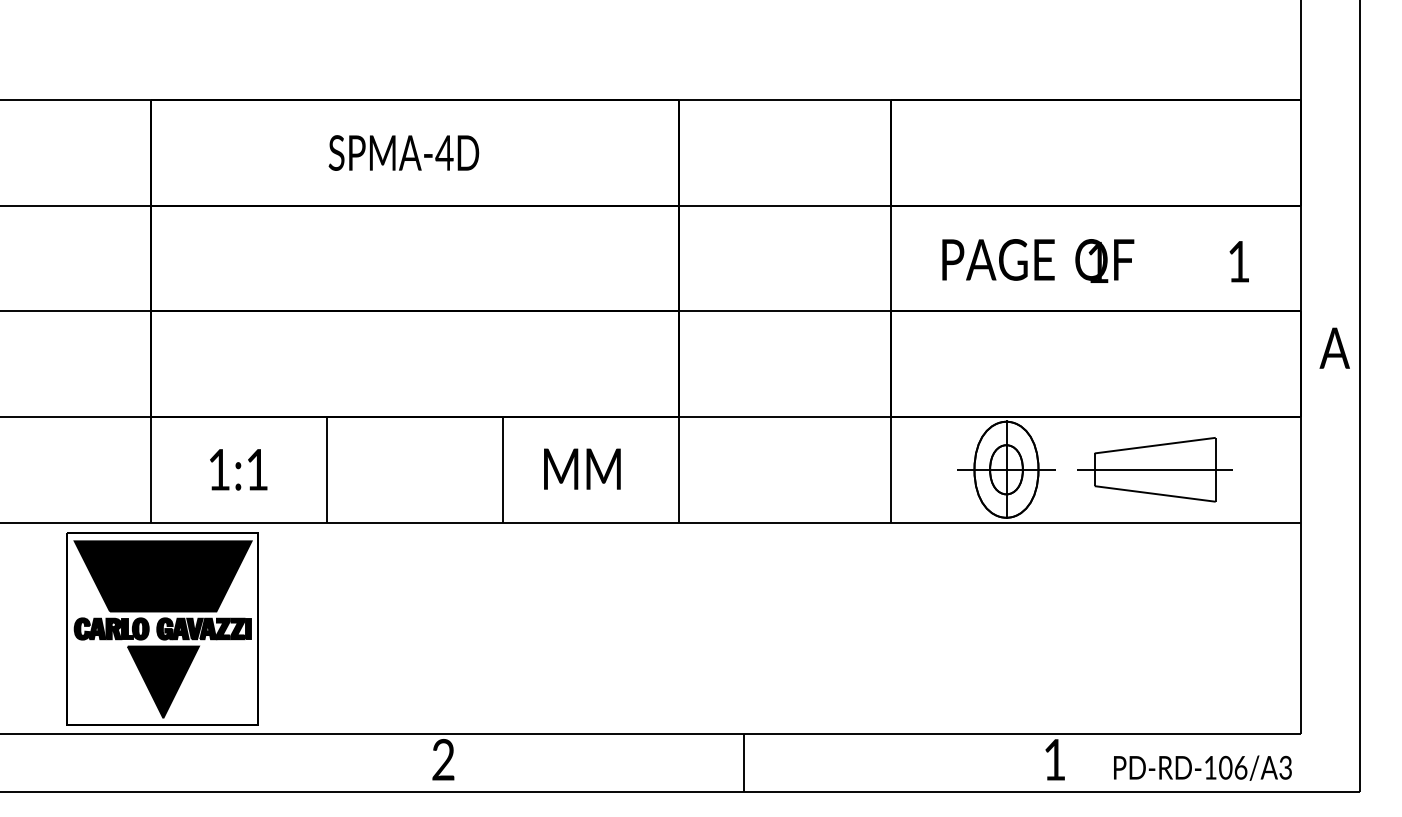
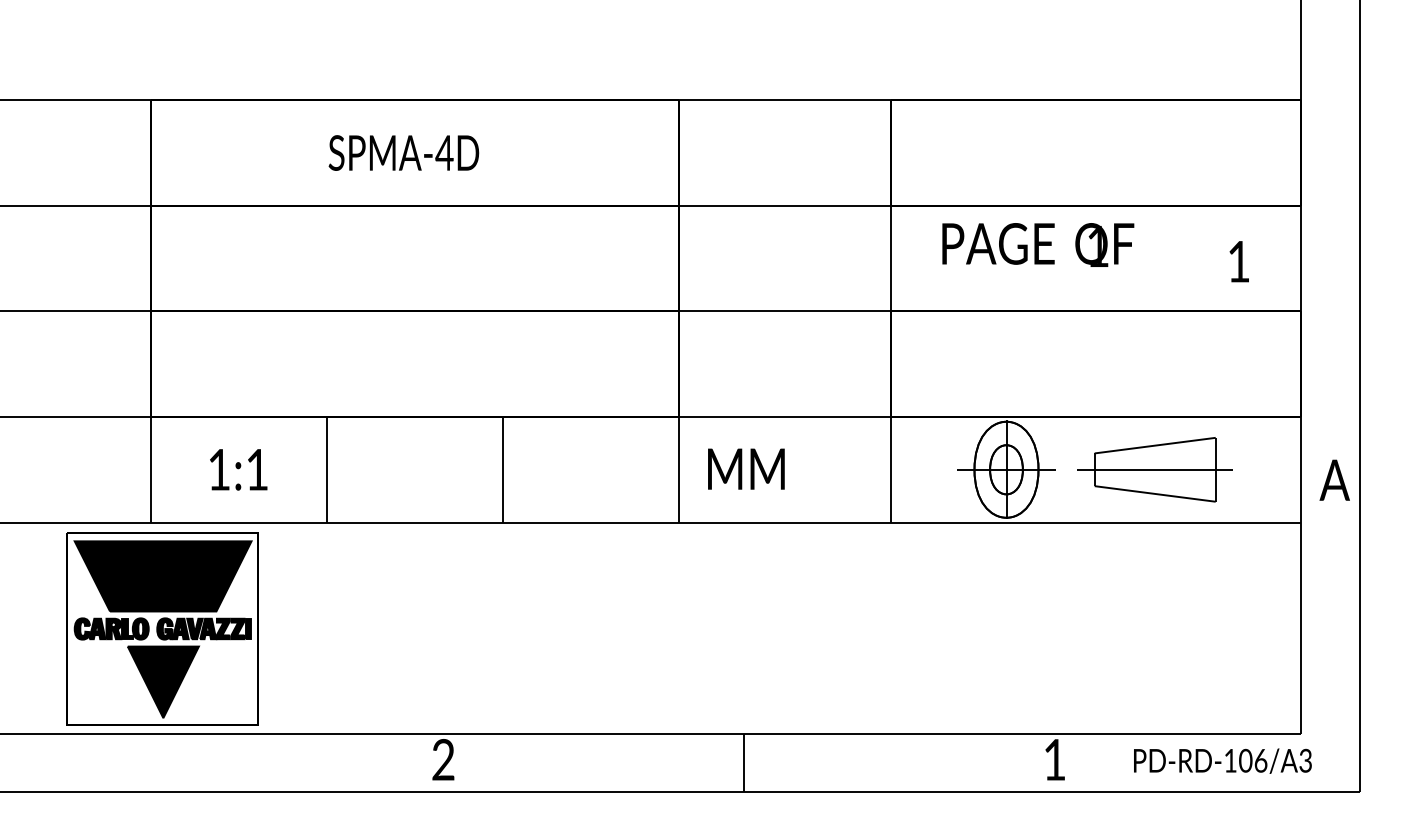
text position: (1038, 260) -> (1038, 244) (1038, 244)
text position: (1334, 347) -> (1334, 479) (1334, 479)
text position: (582, 468) -> (746, 468) (746, 468)
text position: (1202, 767) -> (1222, 760) (1222, 760)
